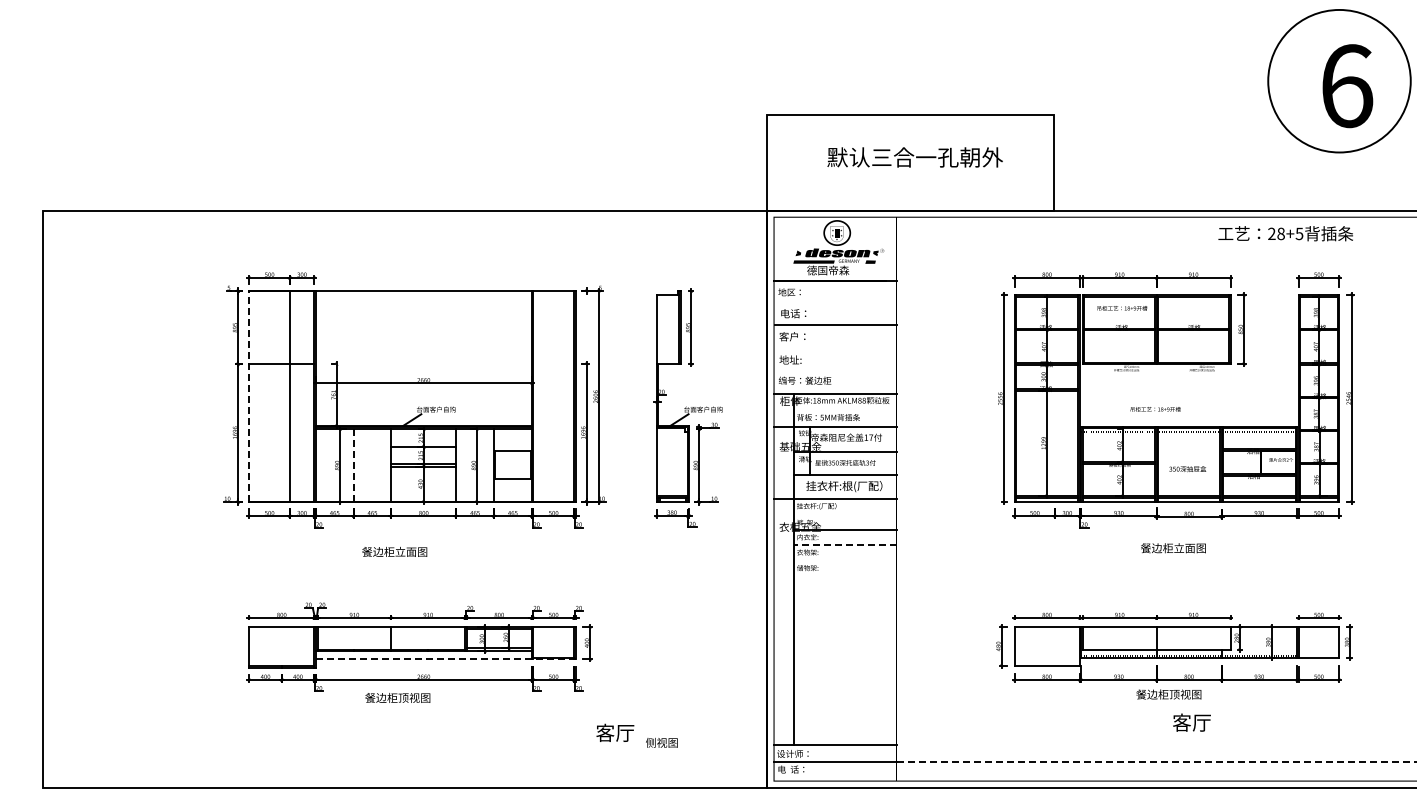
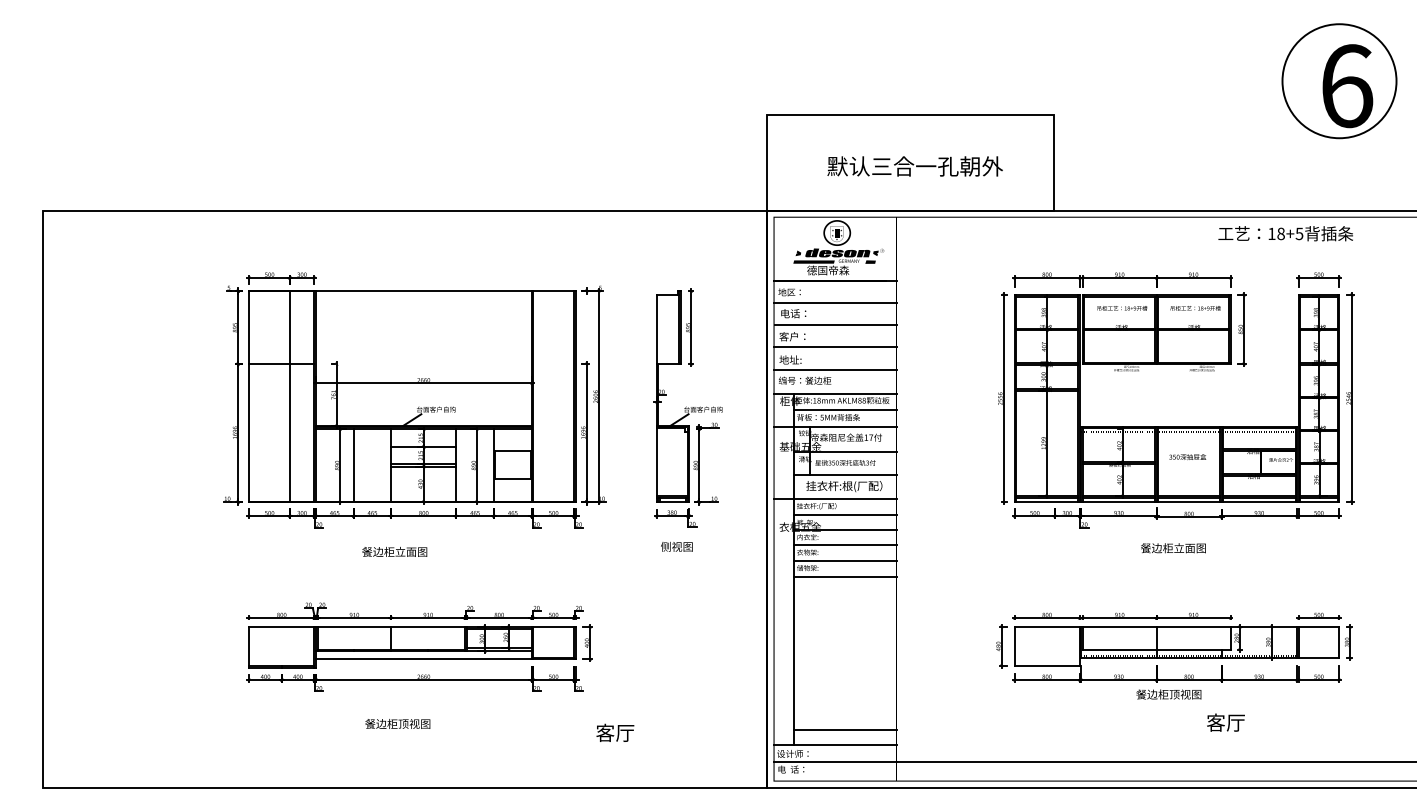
circle diameter: 143 px -> 114 px (1339, 81)
text position: (914, 157) -> (914, 166) (914, 166)
text: 28+5 -> 18+5 (1271, 233)
line: none -> present (835, 302)
line: none -> present (835, 347)
line: none -> present (835, 369)
line: dashed -> solid (249, 396)
line: none -> present (845, 409)
text position: (1155, 409) -> (1195, 308) (1195, 308)
line: dashed -> solid (353, 465)
text position: (1187, 469) -> (1187, 457) (1187, 457)
line: none -> present (845, 514)
line: dashed -> solid (845, 545)
line: none -> present (845, 561)
line: none -> present (845, 577)
line: dashed -> solid (445, 659)
text position: (397, 697) -> (397, 723) (397, 723)
text position: (1191, 722) -> (1225, 722) (1225, 722)
line: none -> present (845, 730)
text position: (661, 742) -> (676, 546) (676, 546)
line: dashed -> solid (1156, 761)
